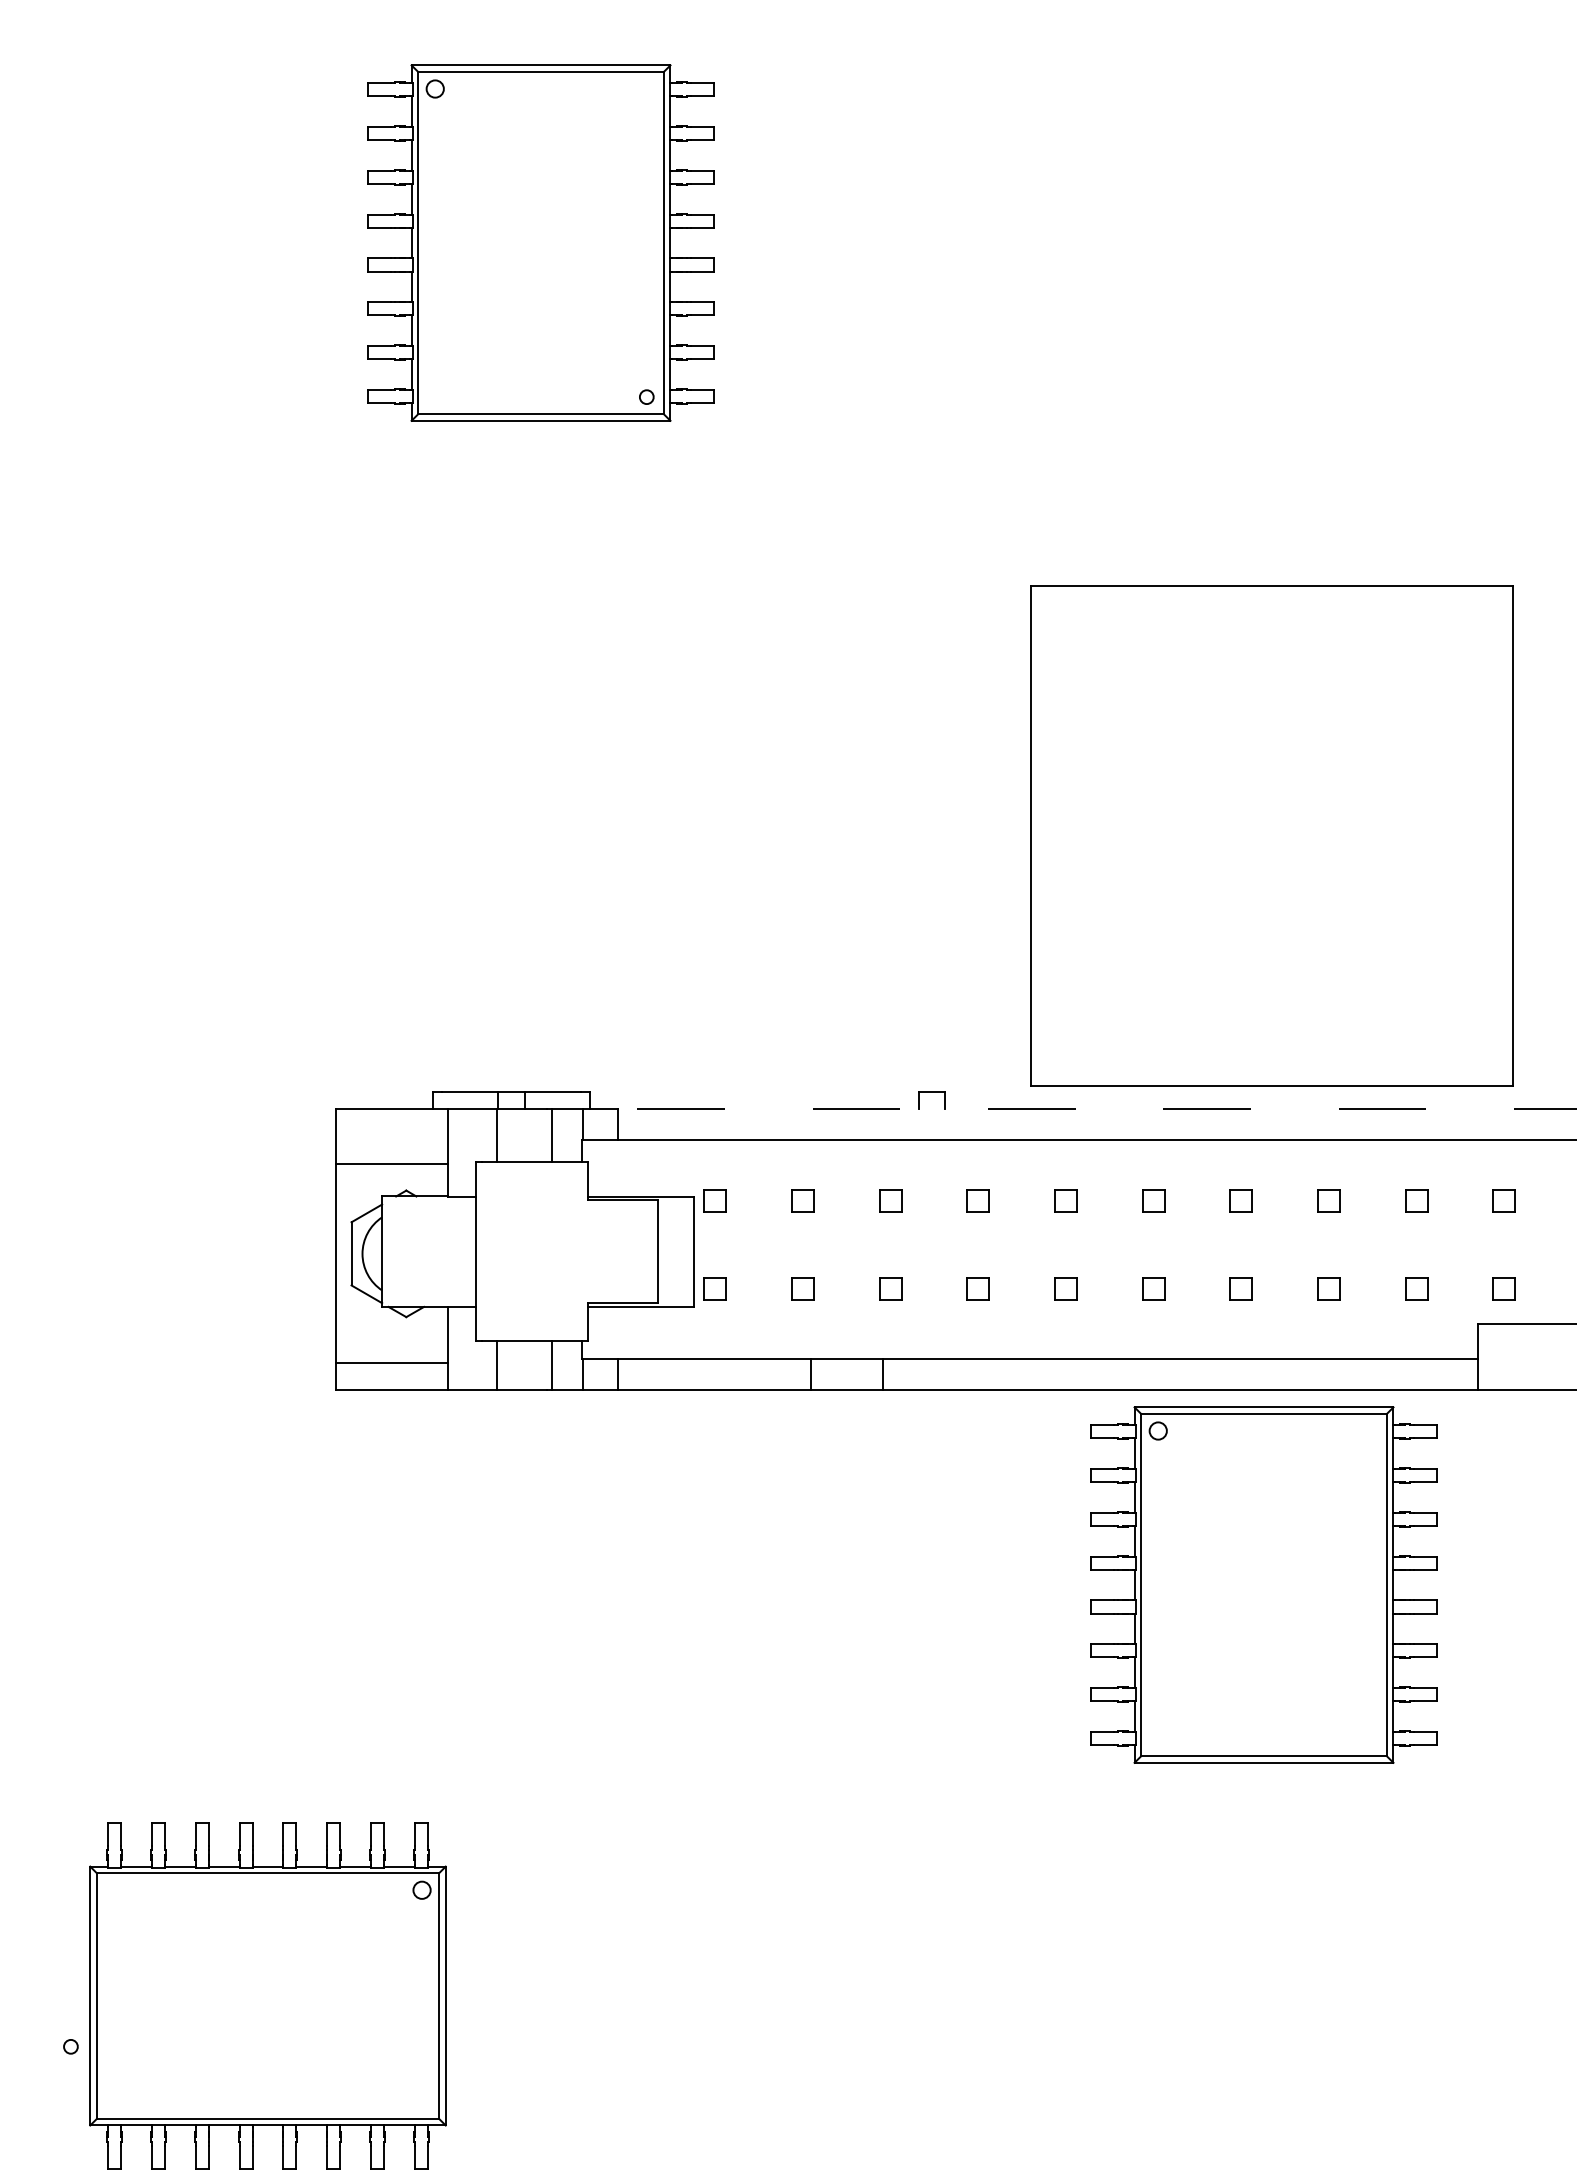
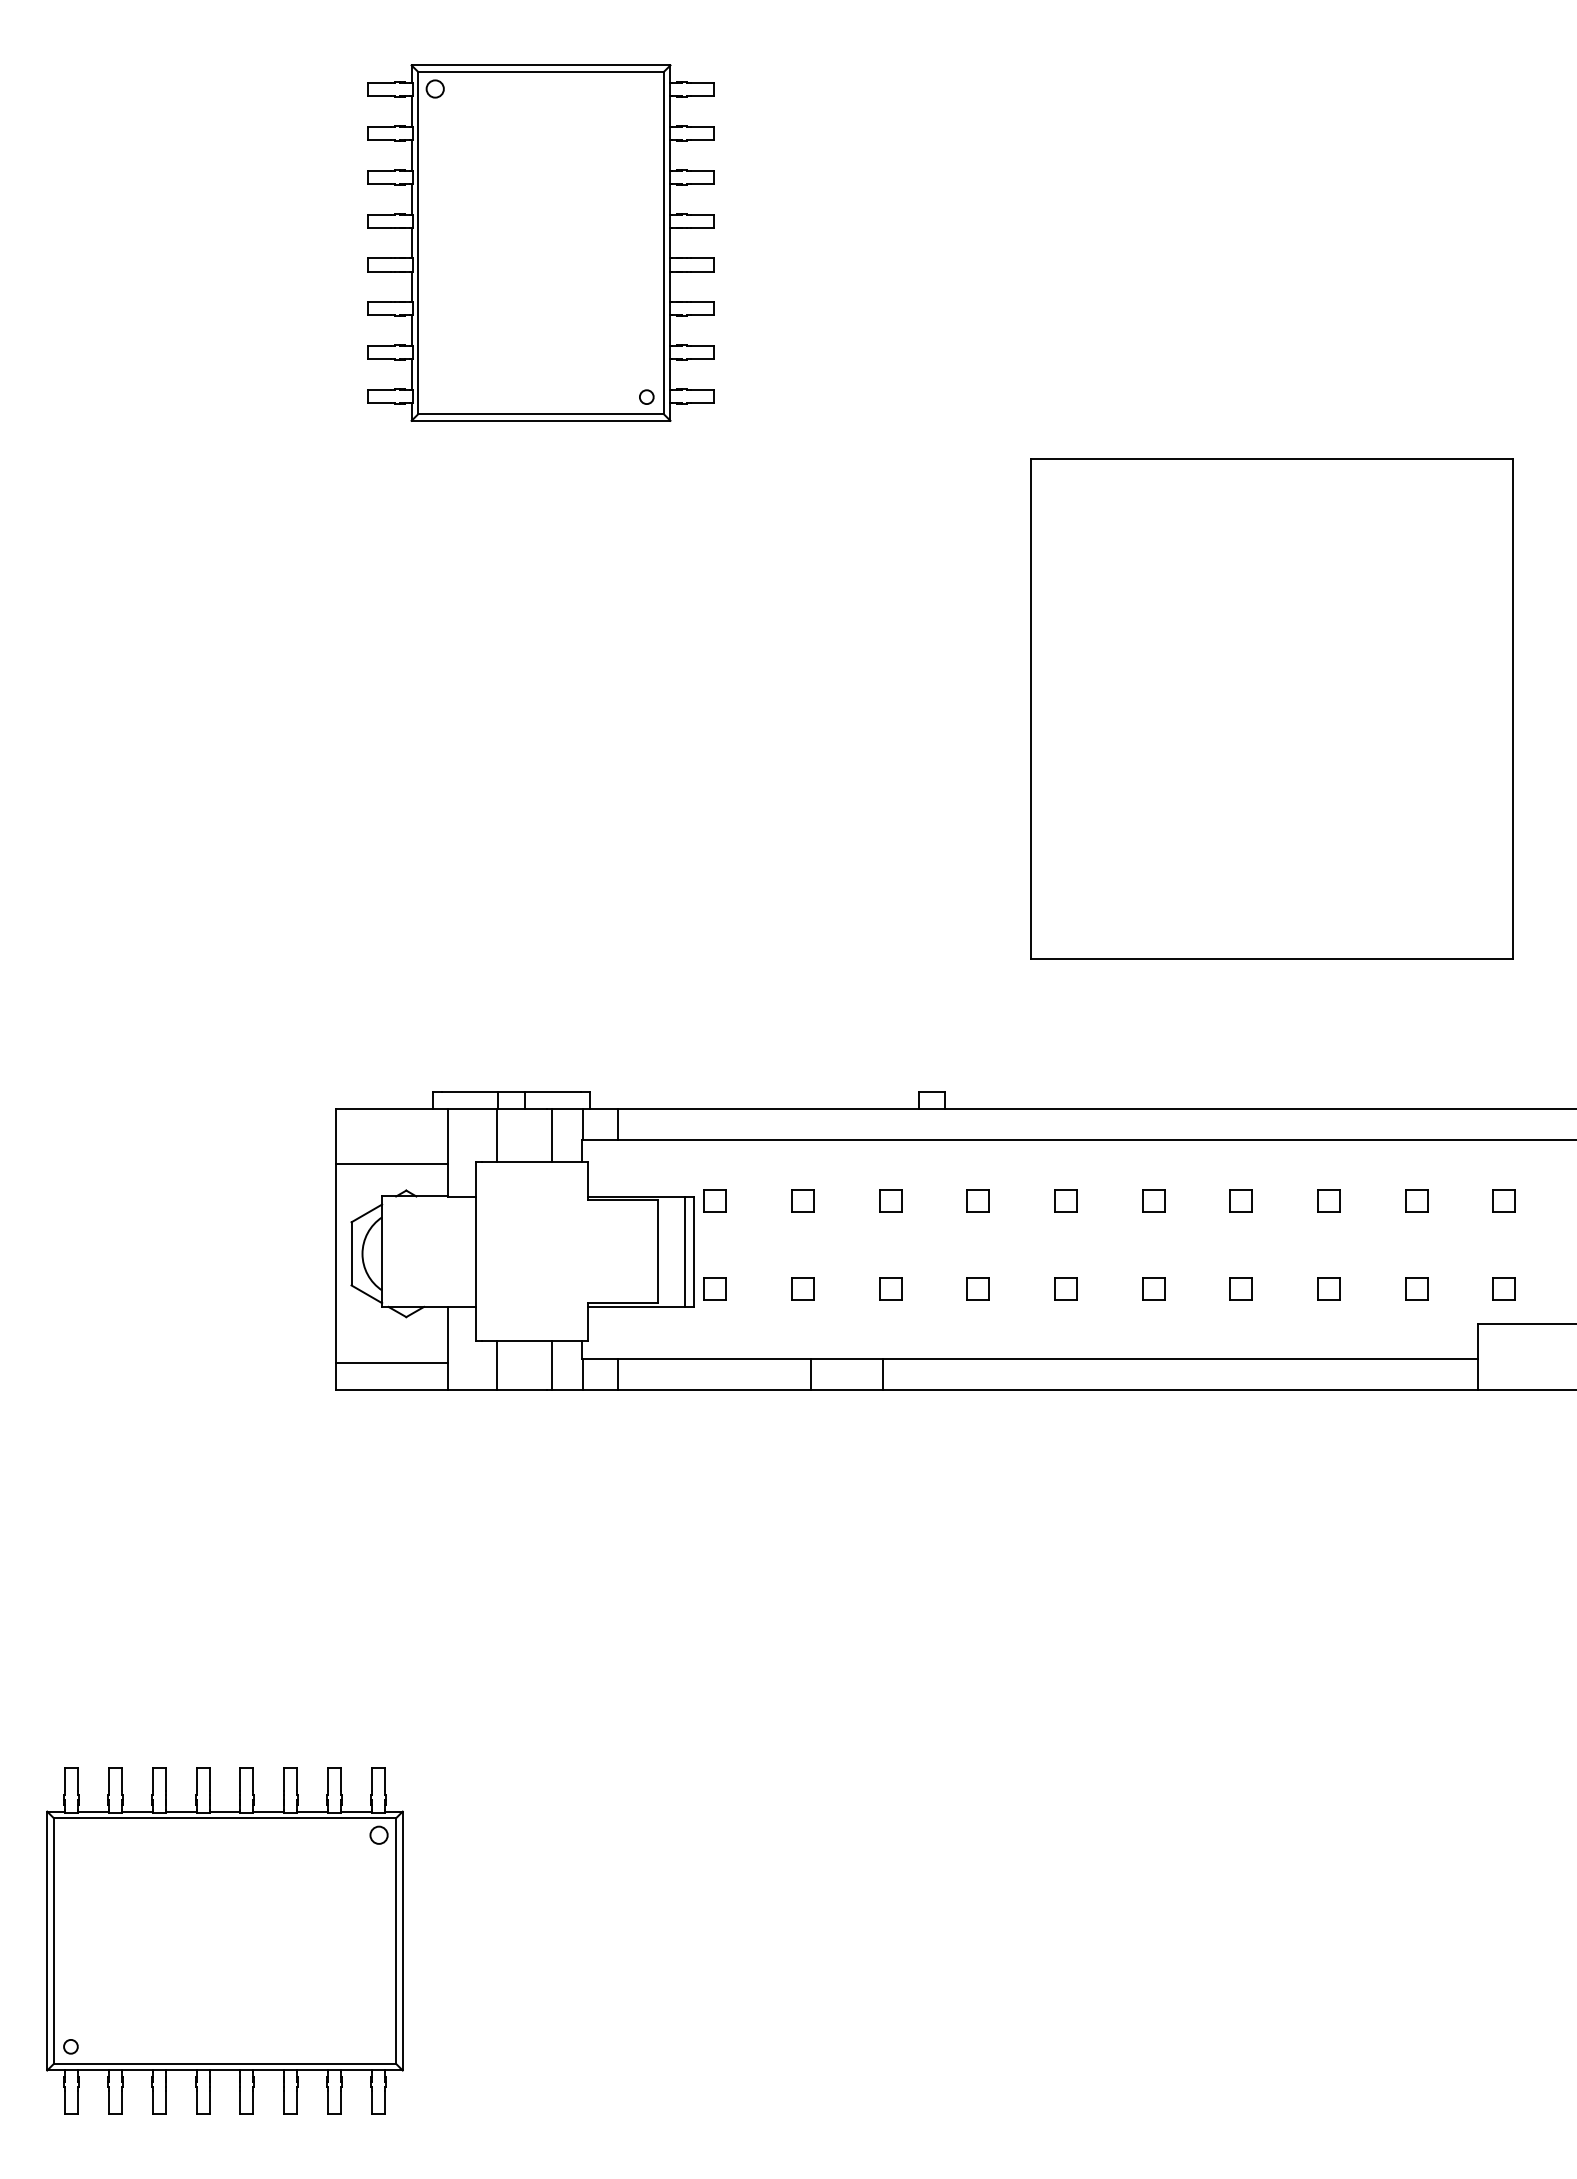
part position: (1271, 835) -> (1271, 708) (1271, 708)
line: dashed -> solid (1096, 1109)
line: none -> present (685, 1251)
part: present -> none (1263, 1584)
part position: (267, 1995) -> (224, 1940) (224, 1940)
